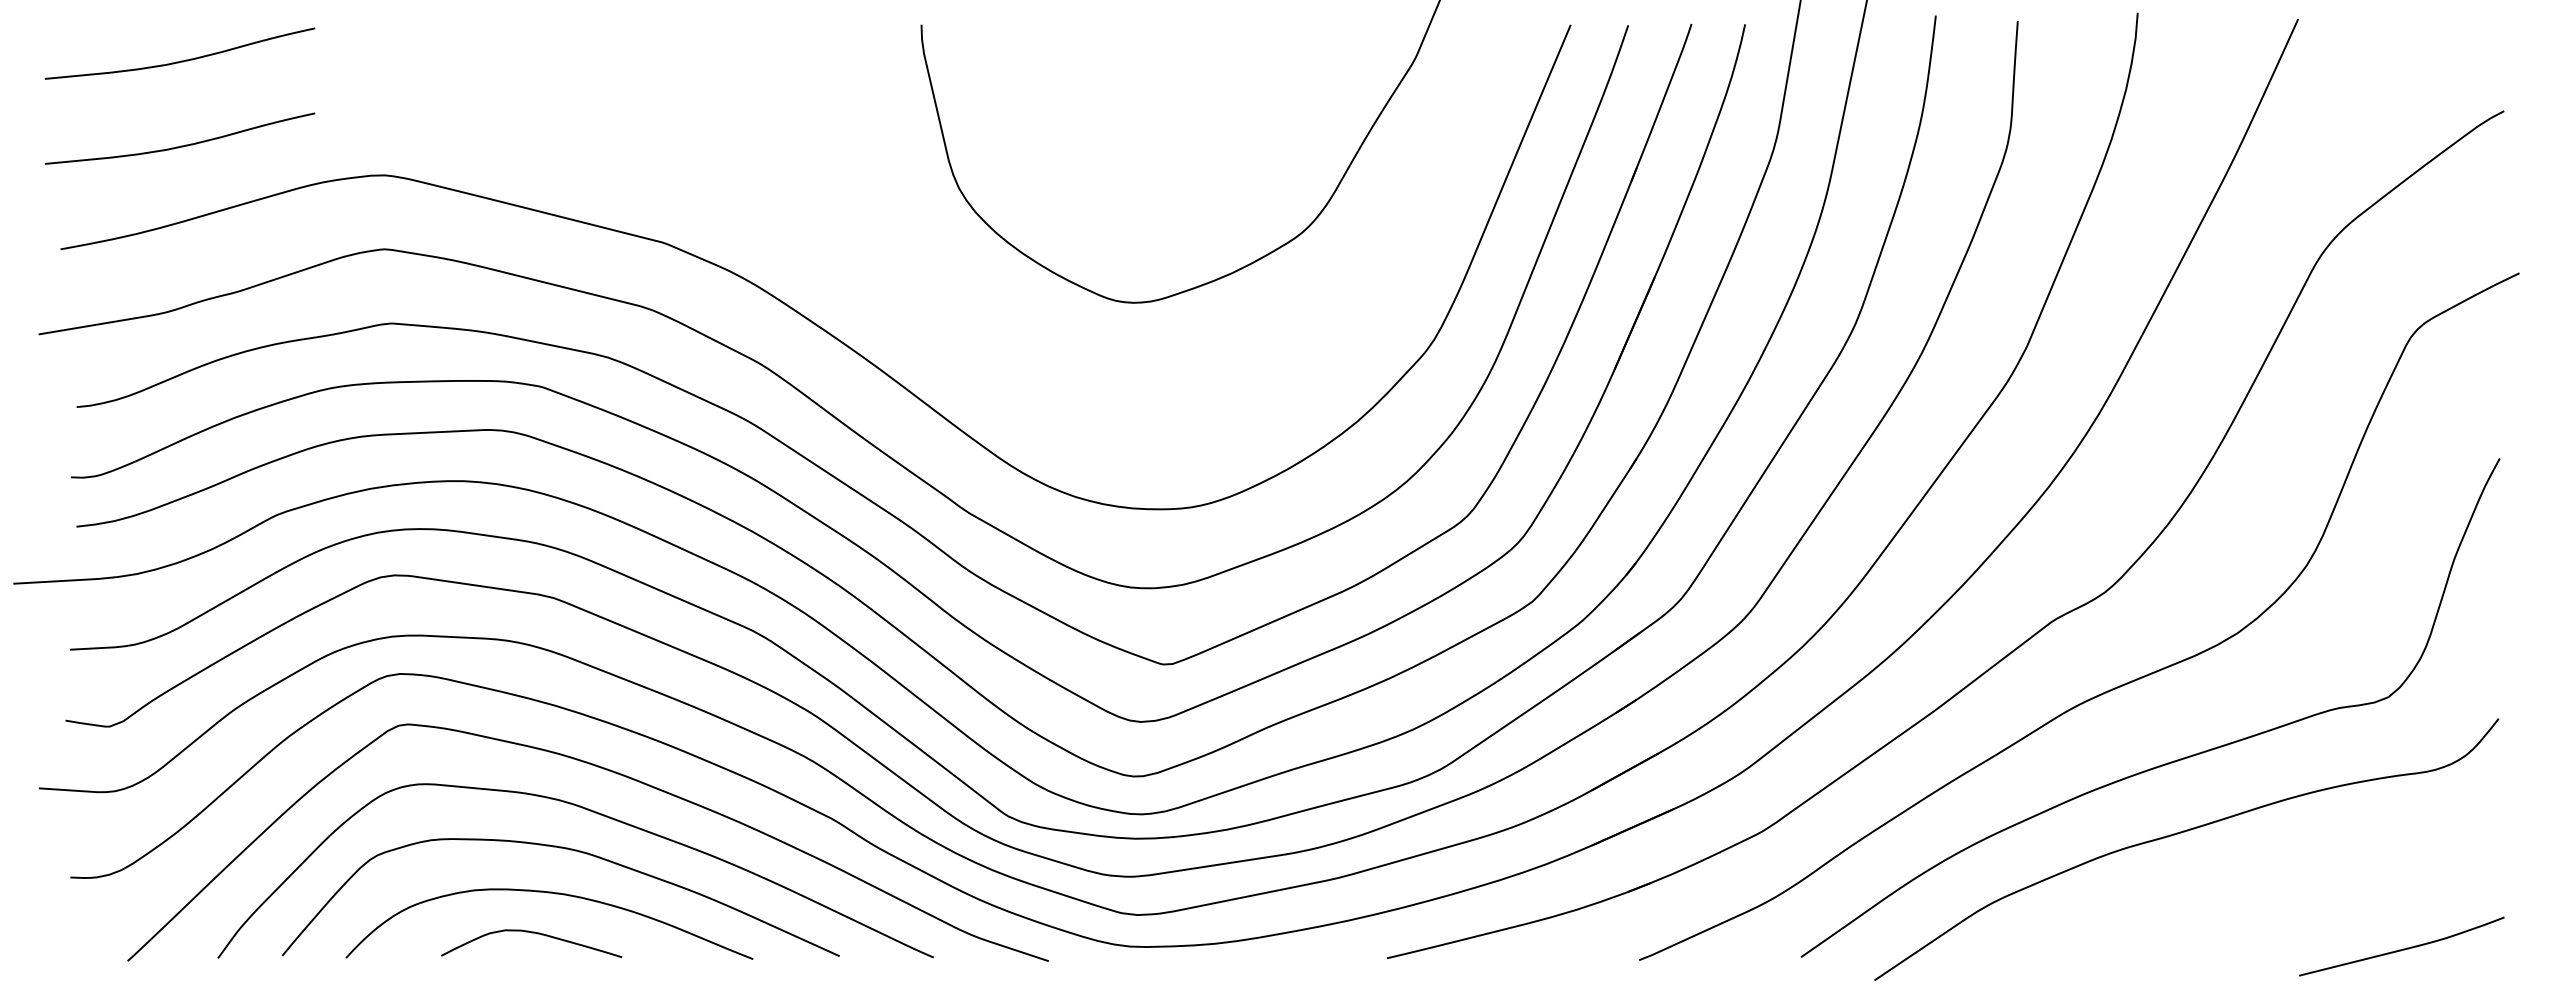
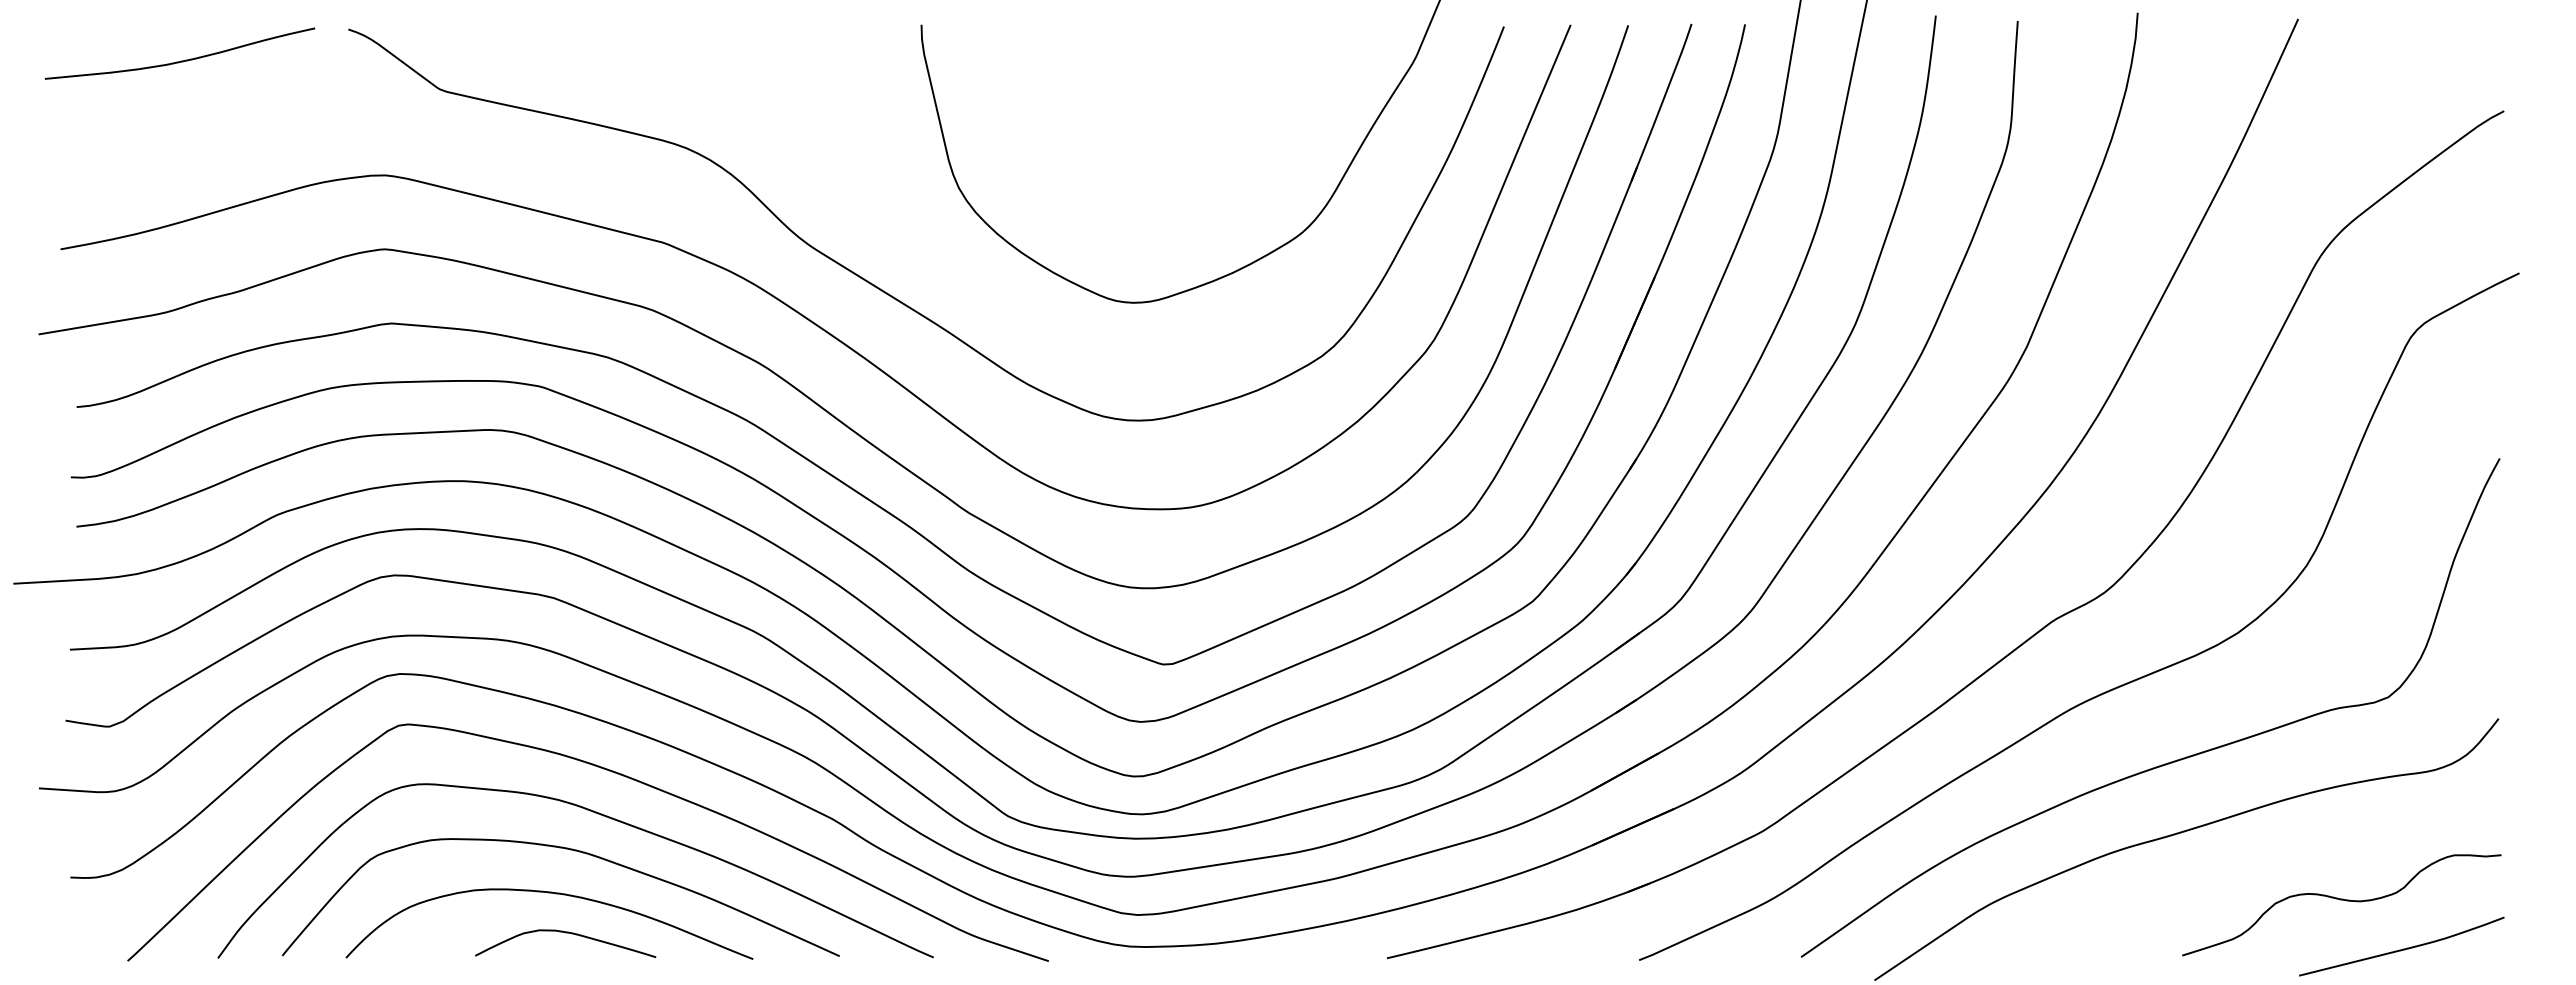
curve: present -> none (181, 145)
curve: none -> present (887, 292)
curve: none -> present (2341, 900)
curve position: (531, 933) -> (565, 933) (565, 933)
